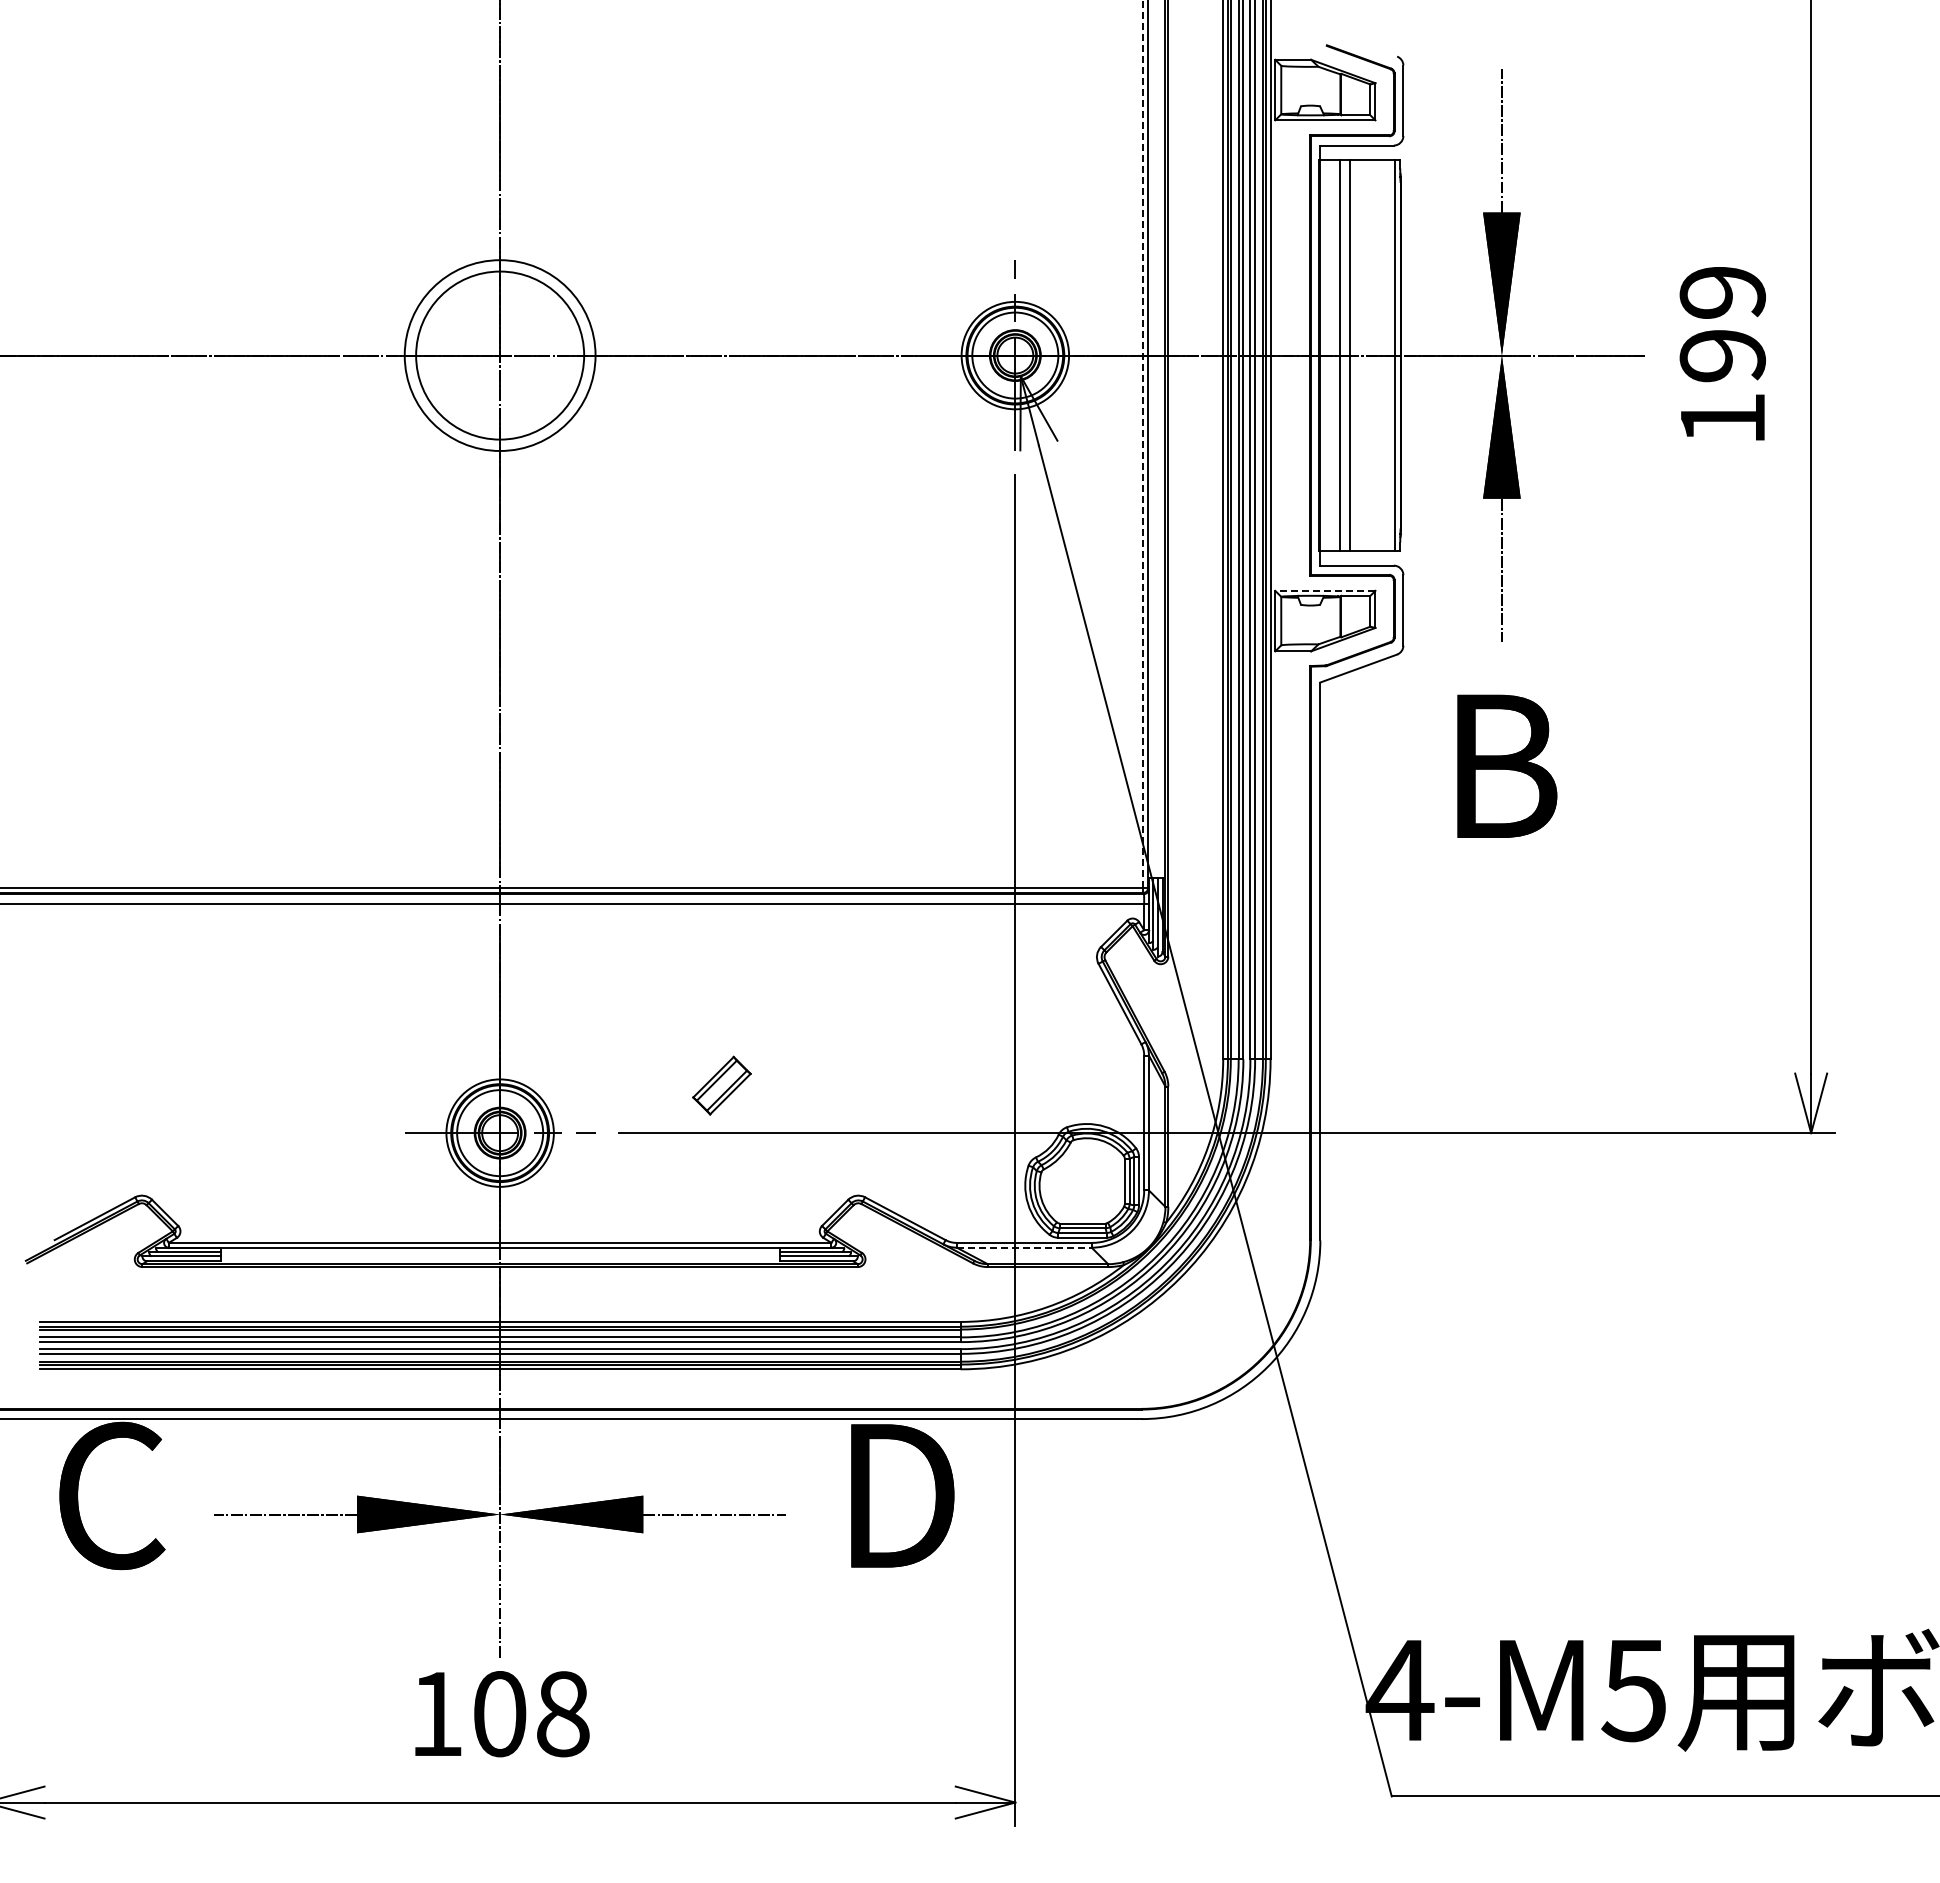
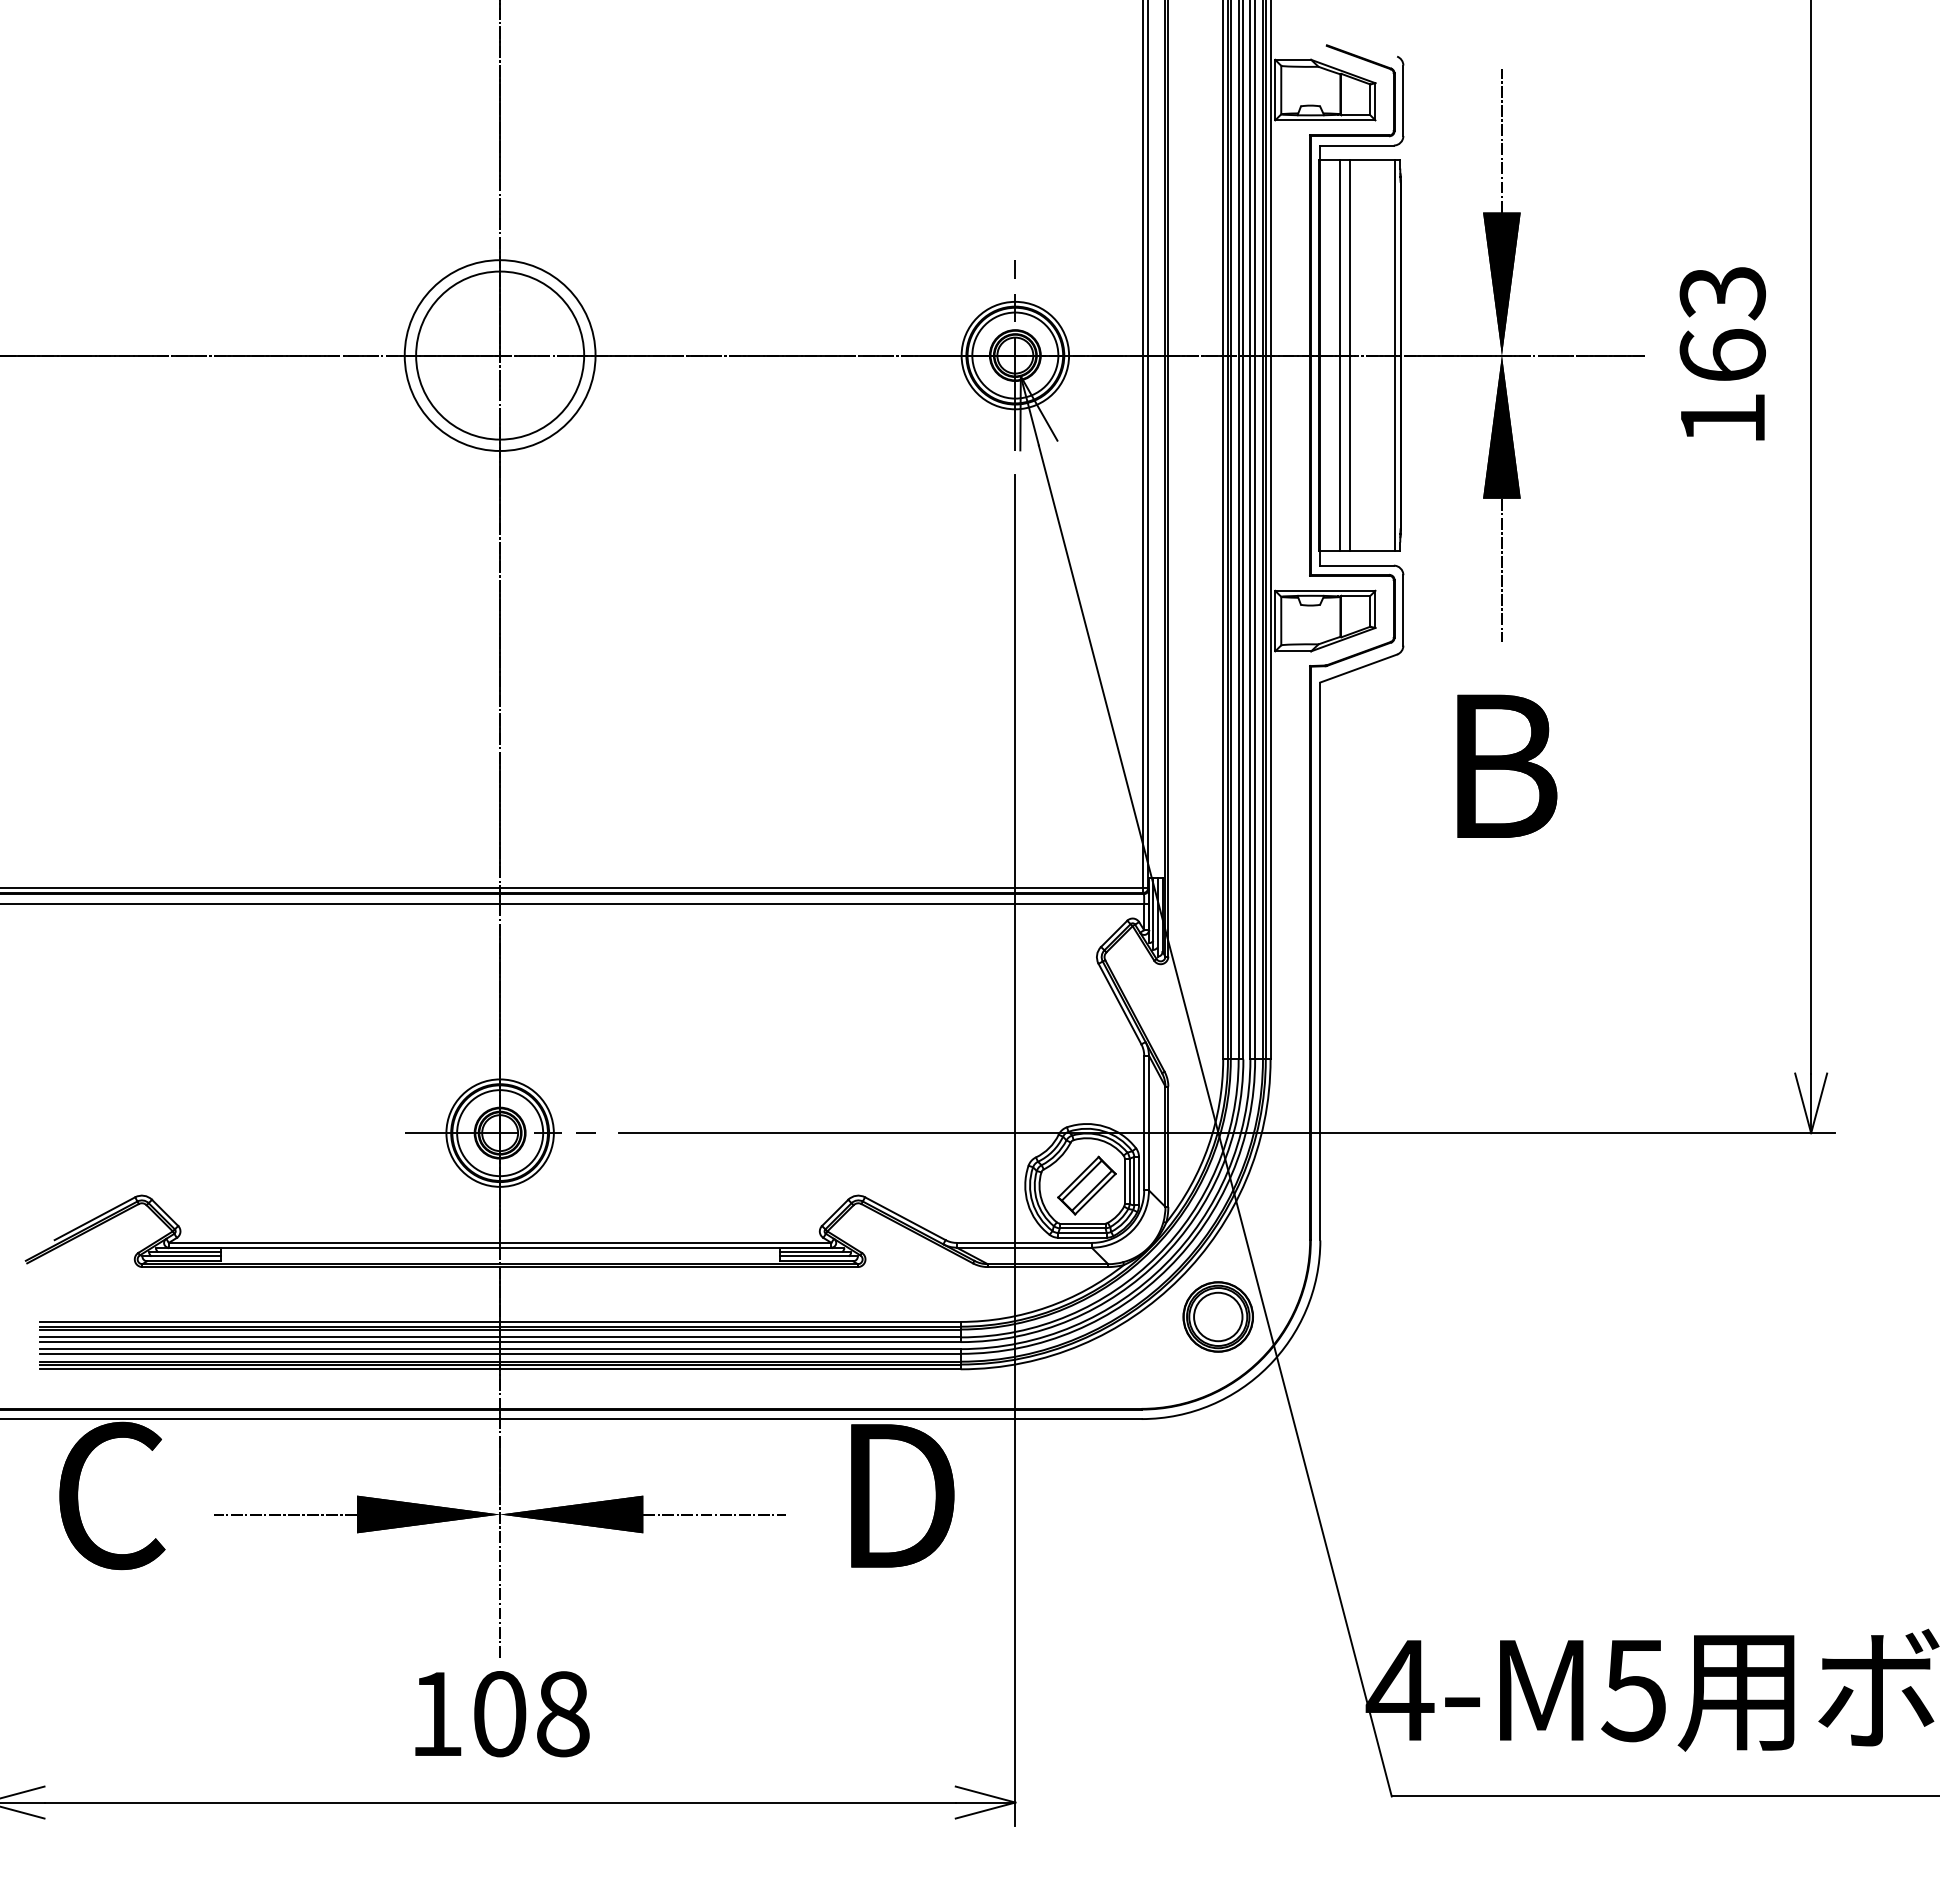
text: 199 -> 163 (1722, 324)
line: dashed -> solid (1143, 444)
line: dashed -> solid (1324, 590)
part position: (721, 1085) -> (1086, 1185) (1086, 1185)
line: dashed -> solid (1024, 1247)
part: none -> present (1217, 1316)
